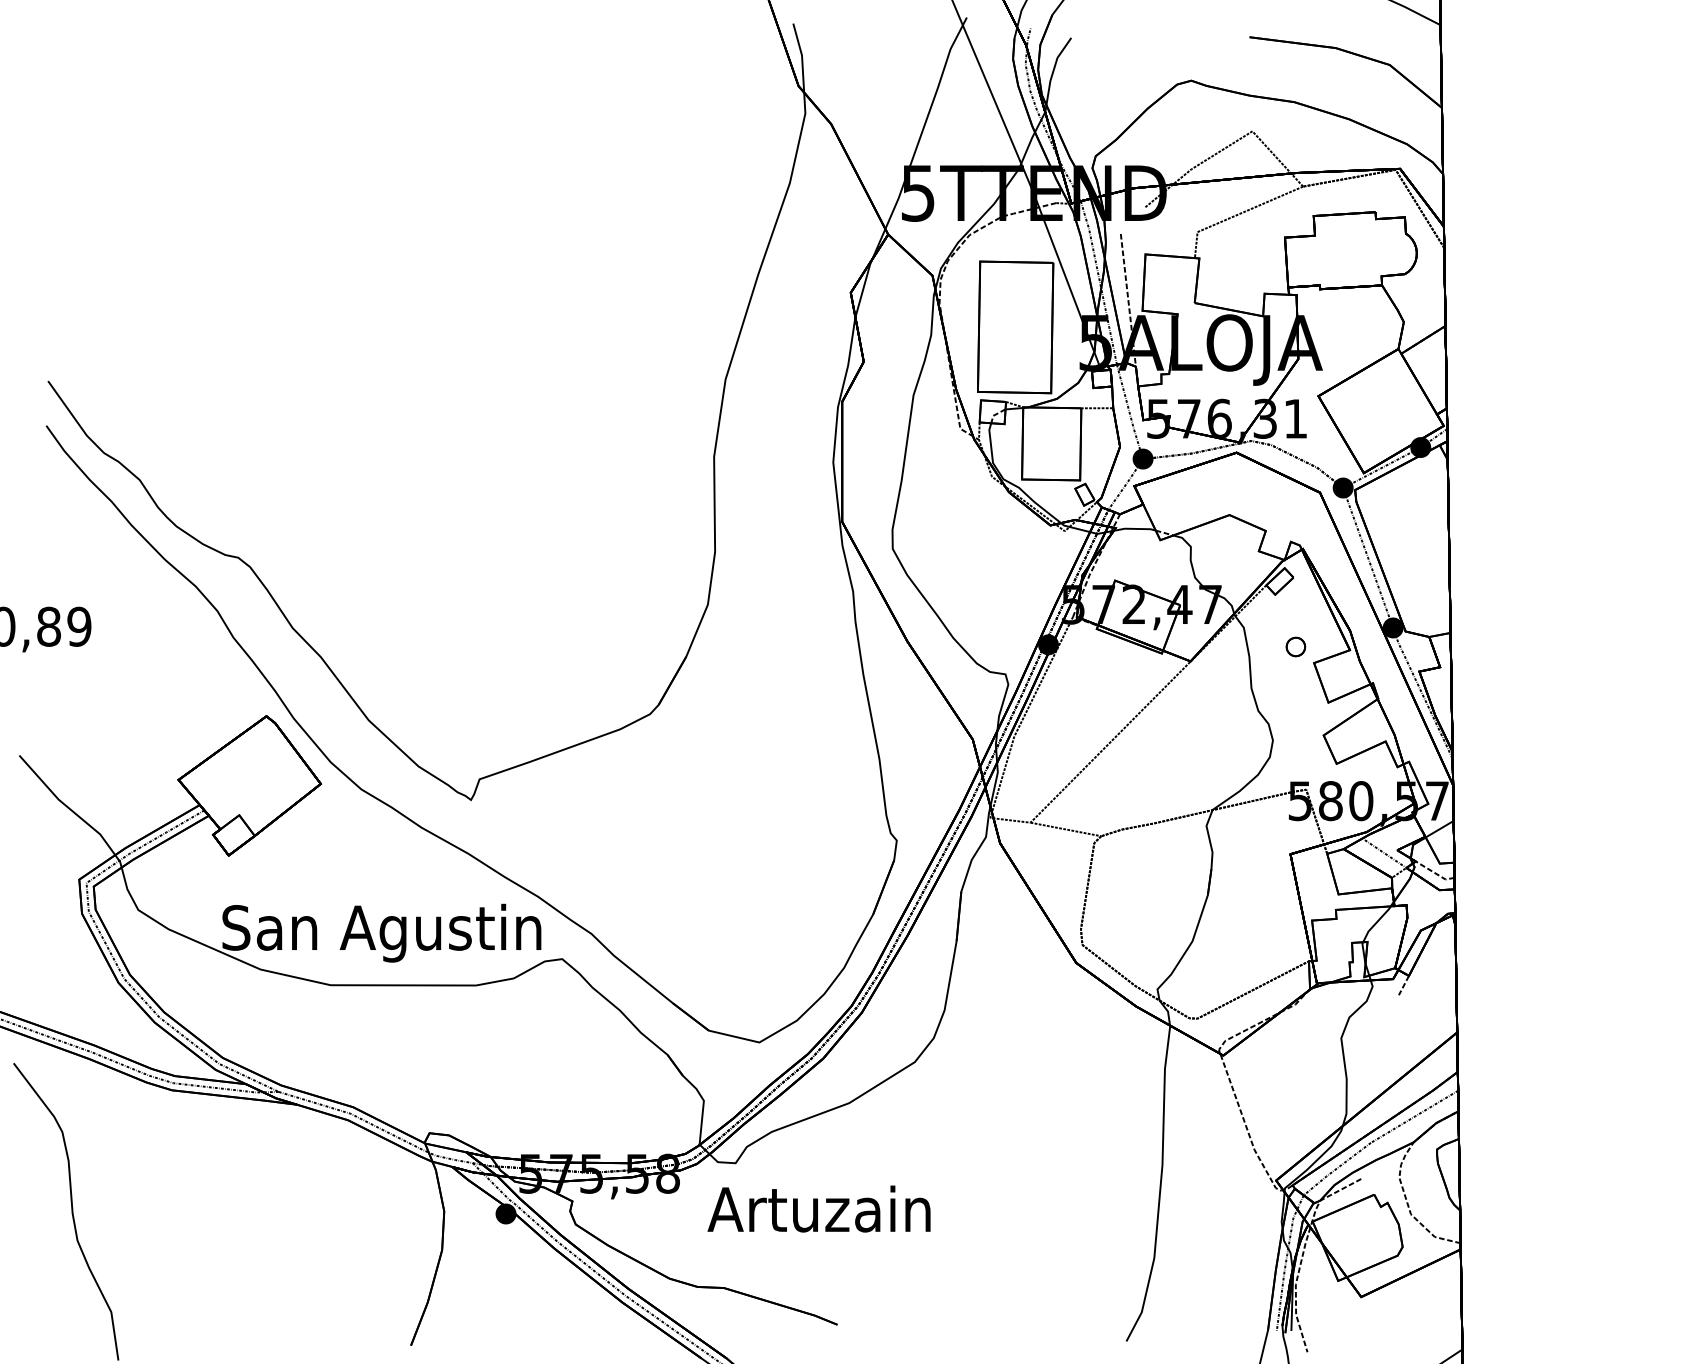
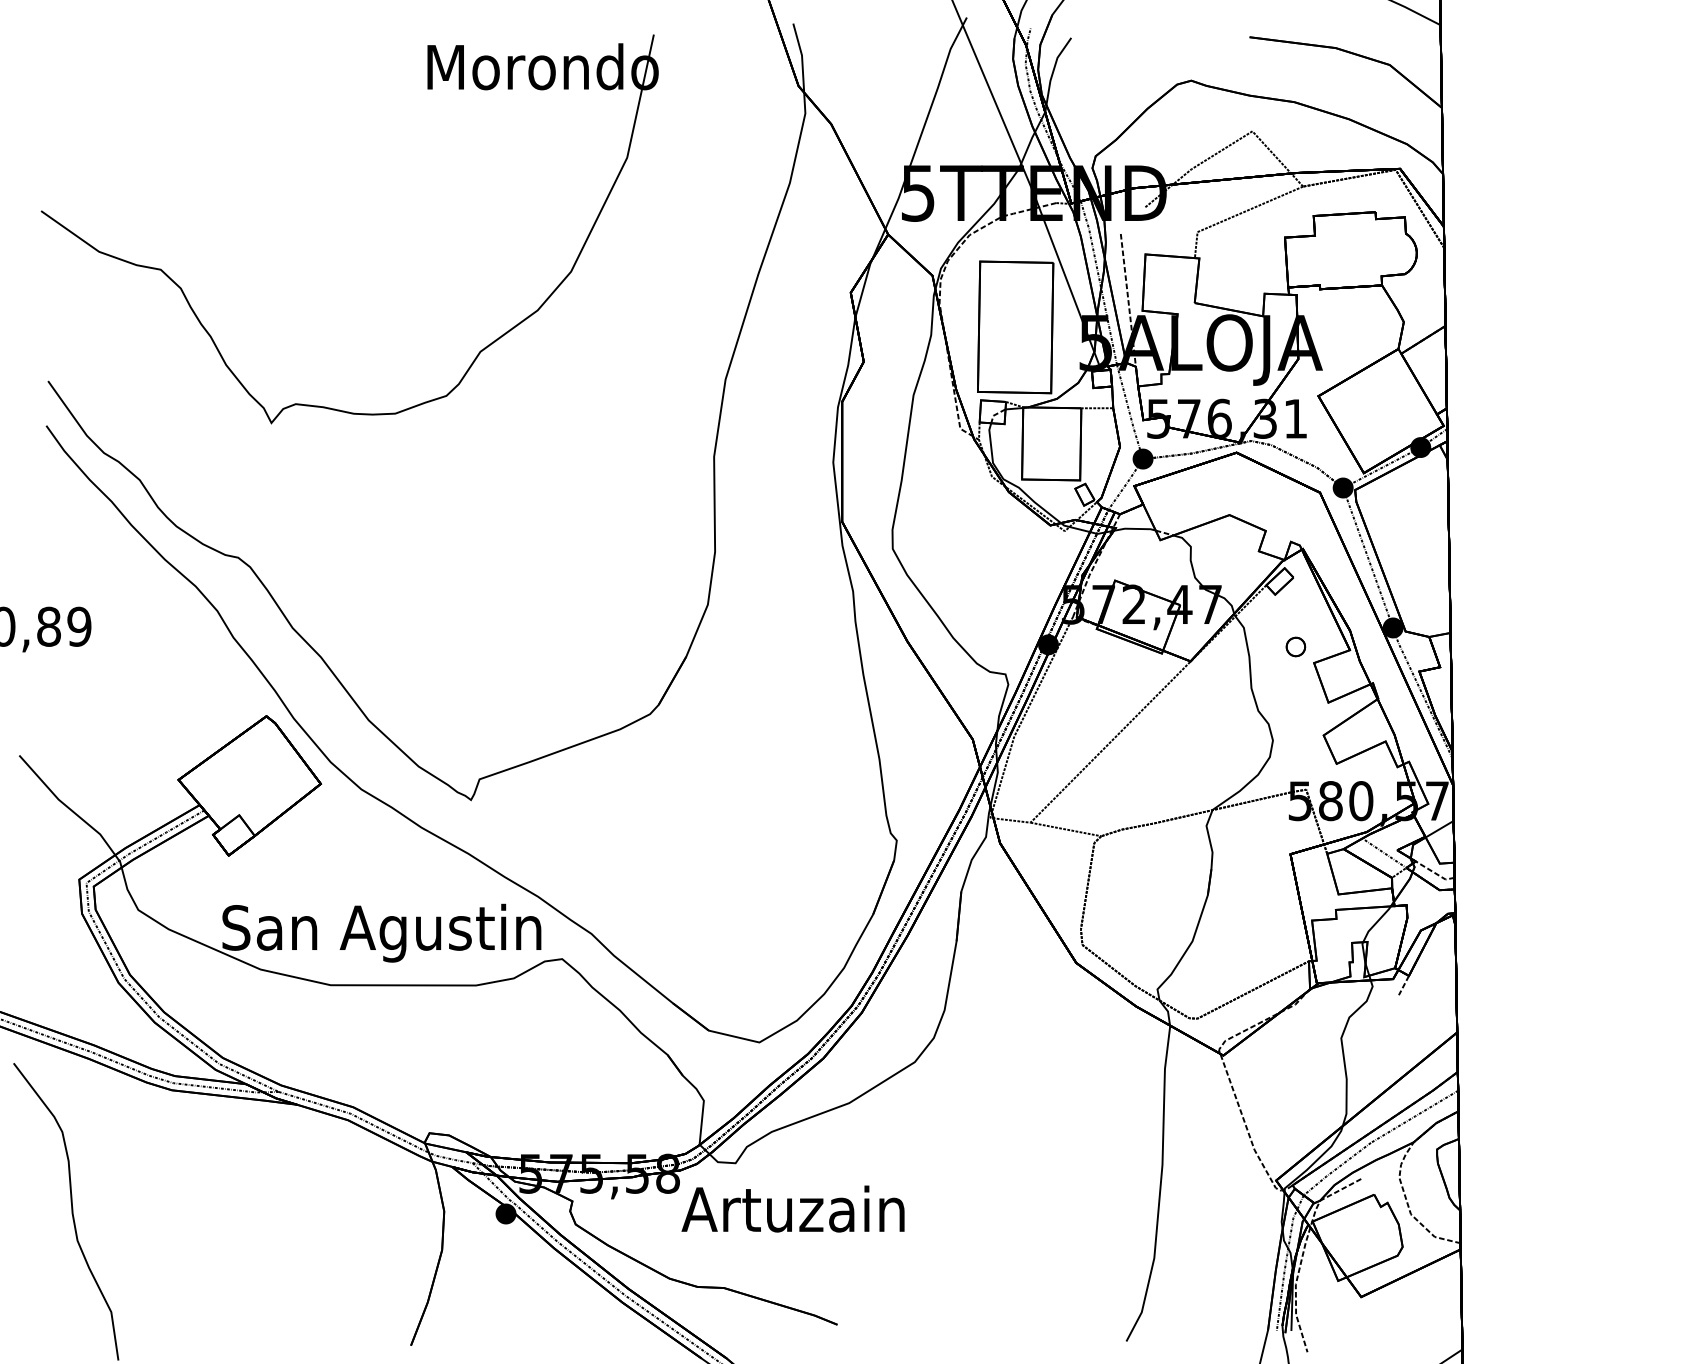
part: none -> present (427, 89)
text position: (818, 1208) -> (792, 1208) (792, 1208)
